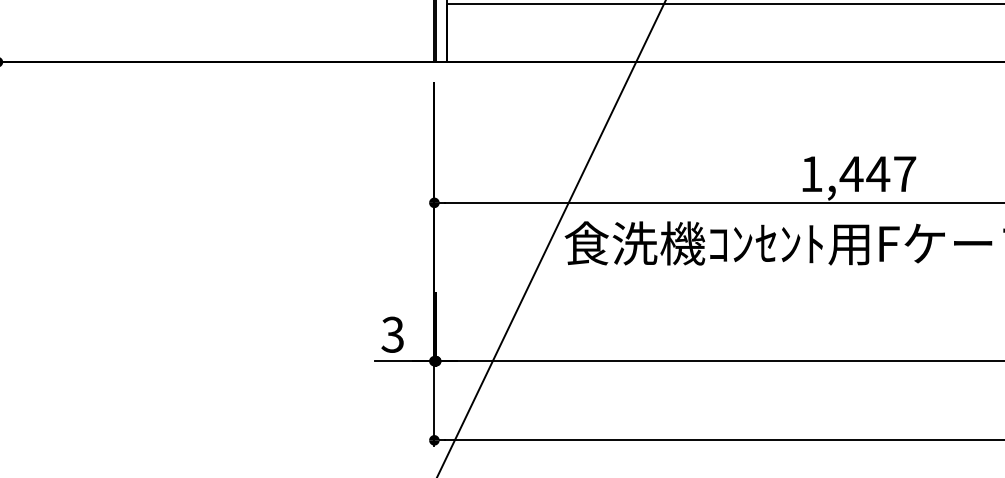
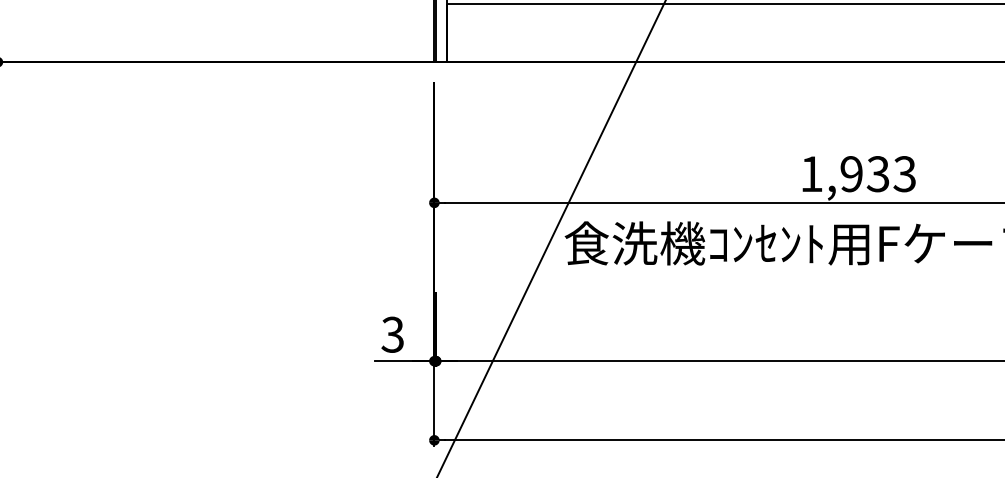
text: 1,447 -> 1,933 (877, 174)
